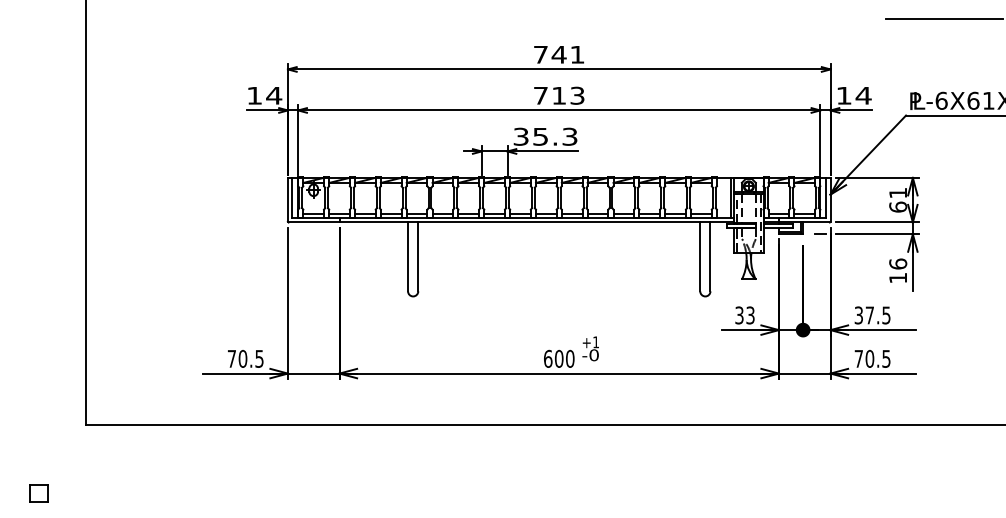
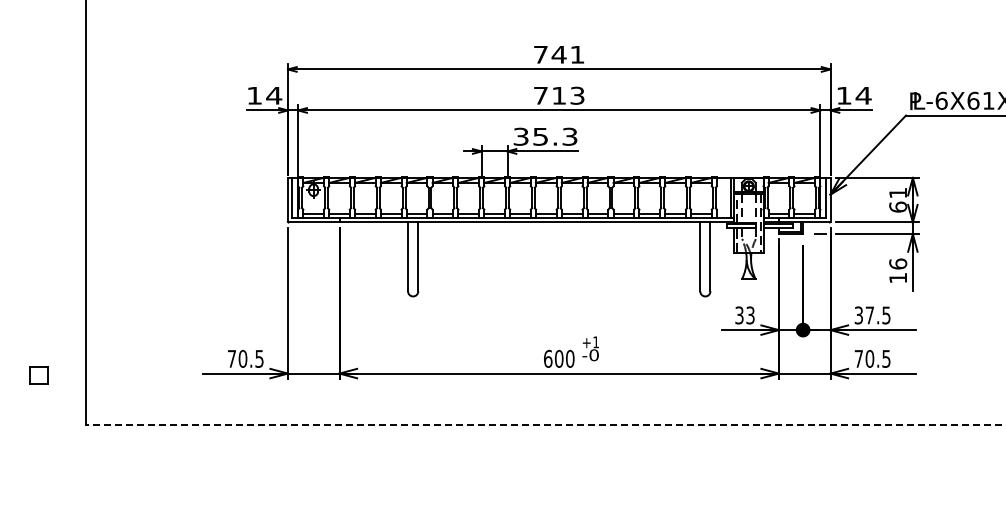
line: present -> none (944, 18)
line: solid -> dashed (546, 425)
part position: (38, 493) -> (38, 375) (38, 375)
